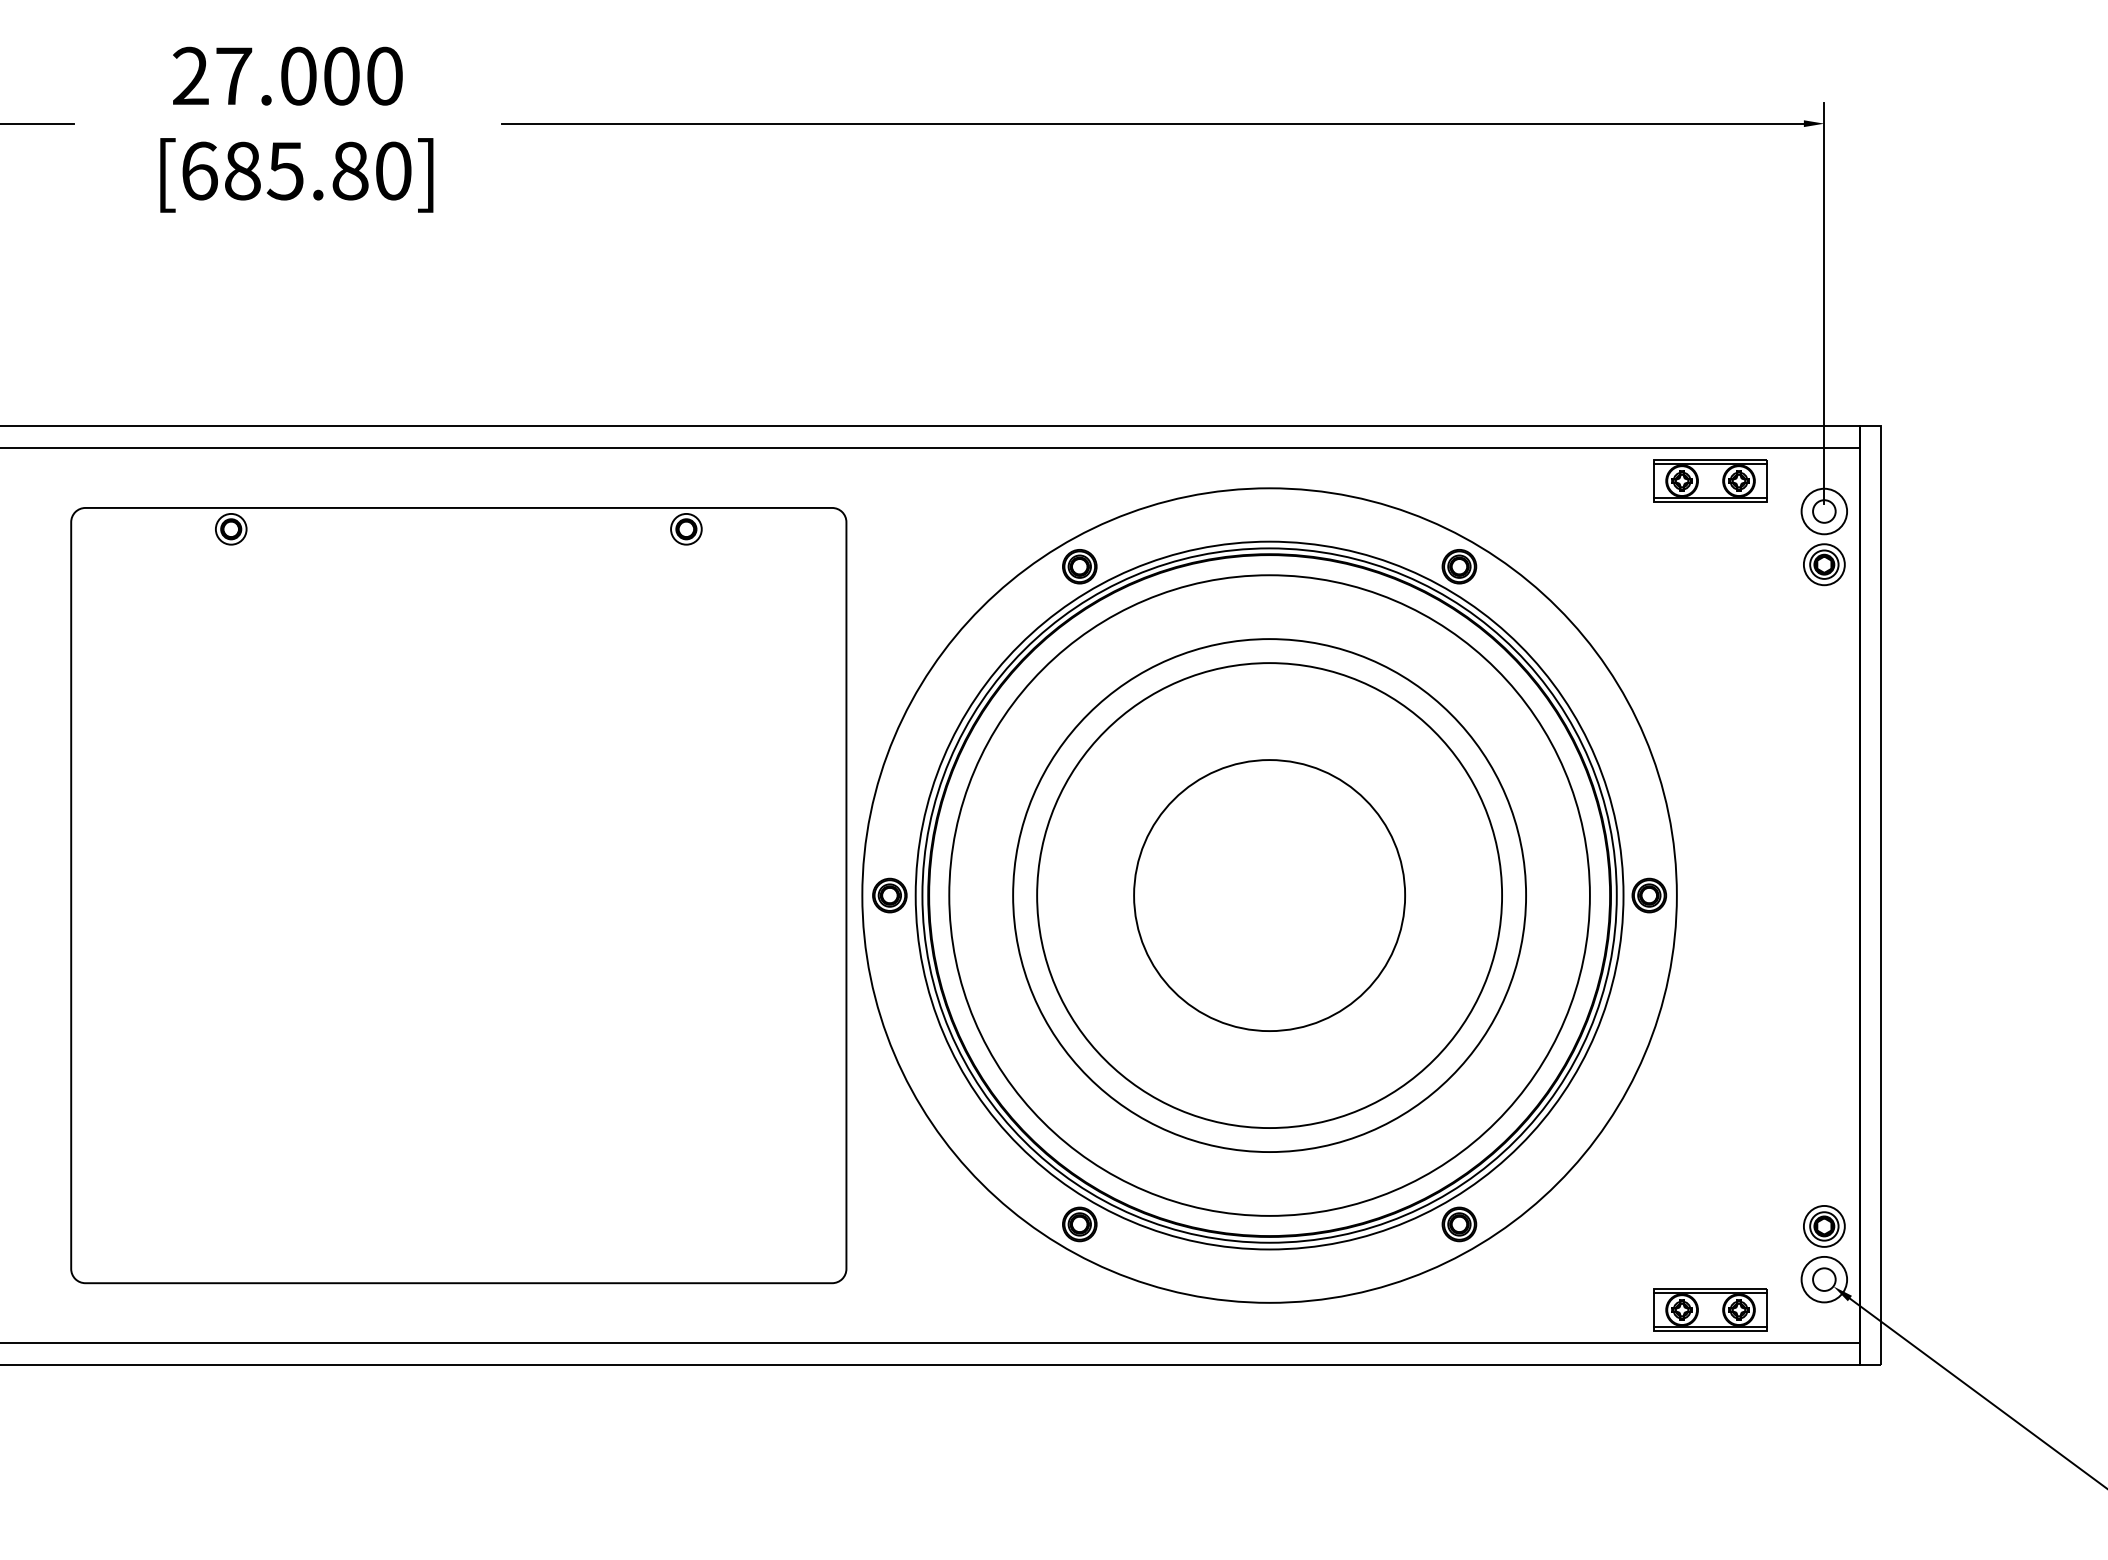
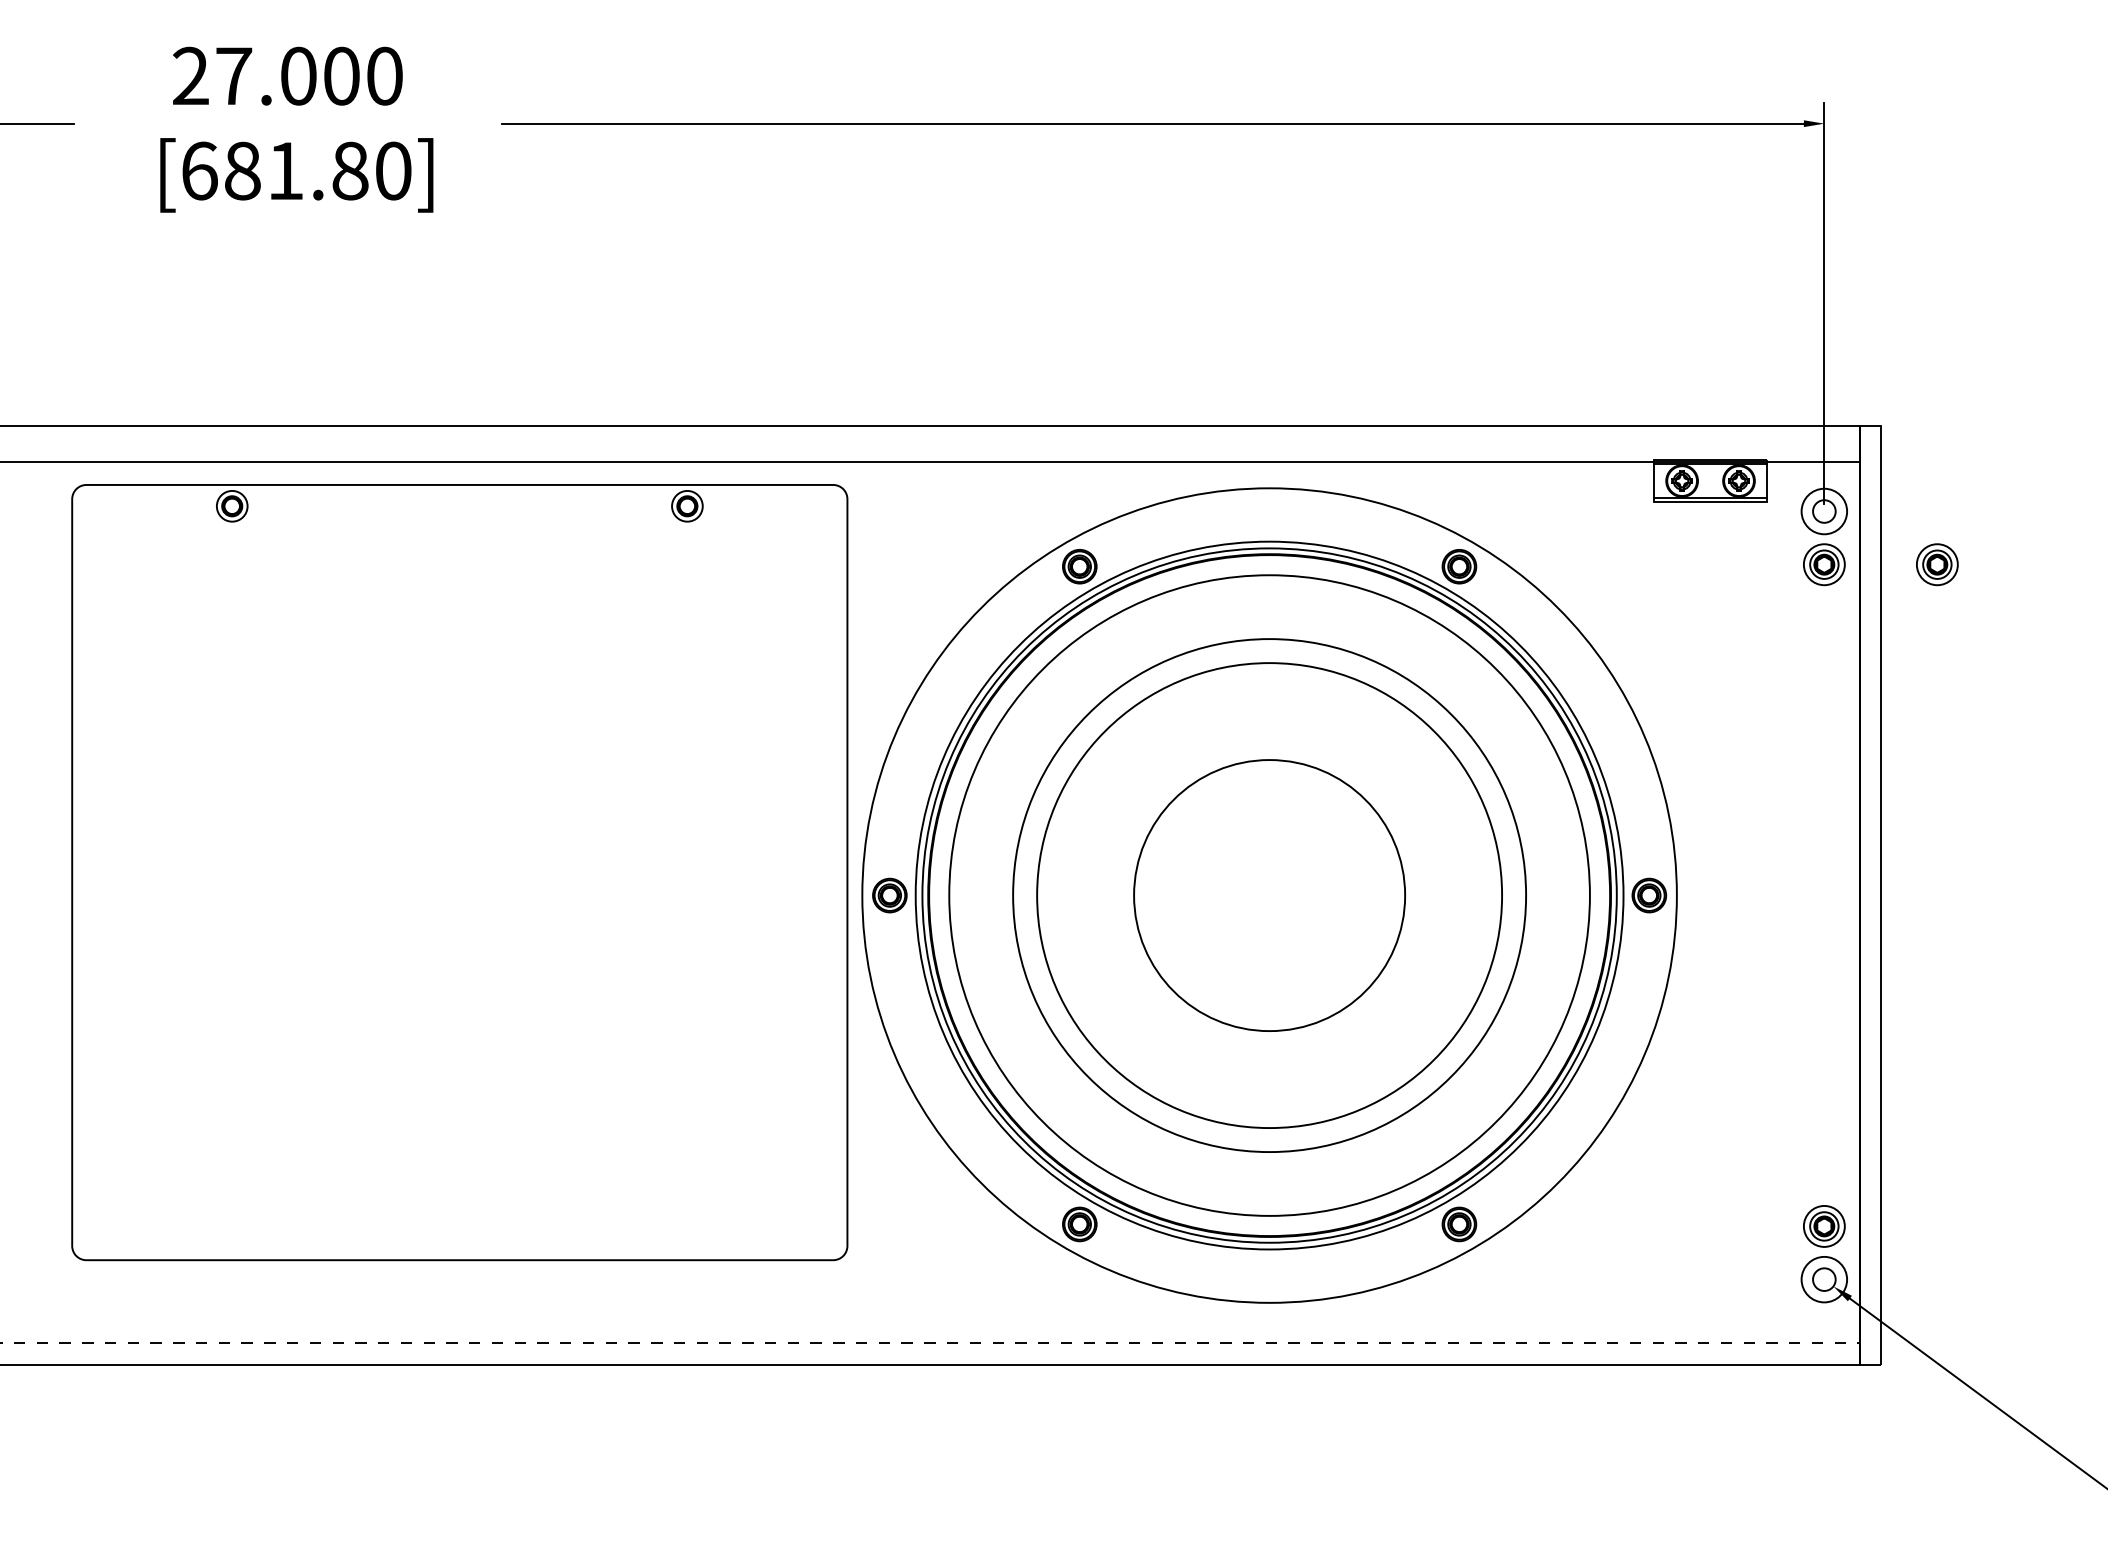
text: [685.80] -> [681.80] (285, 171)
line position: (930, 447) -> (930, 461) (930, 461)
part: none -> present (1937, 564)
part position: (458, 895) -> (459, 872) (459, 872)
part: present -> none (1710, 1309)
line: solid -> dashed (929, 1343)
